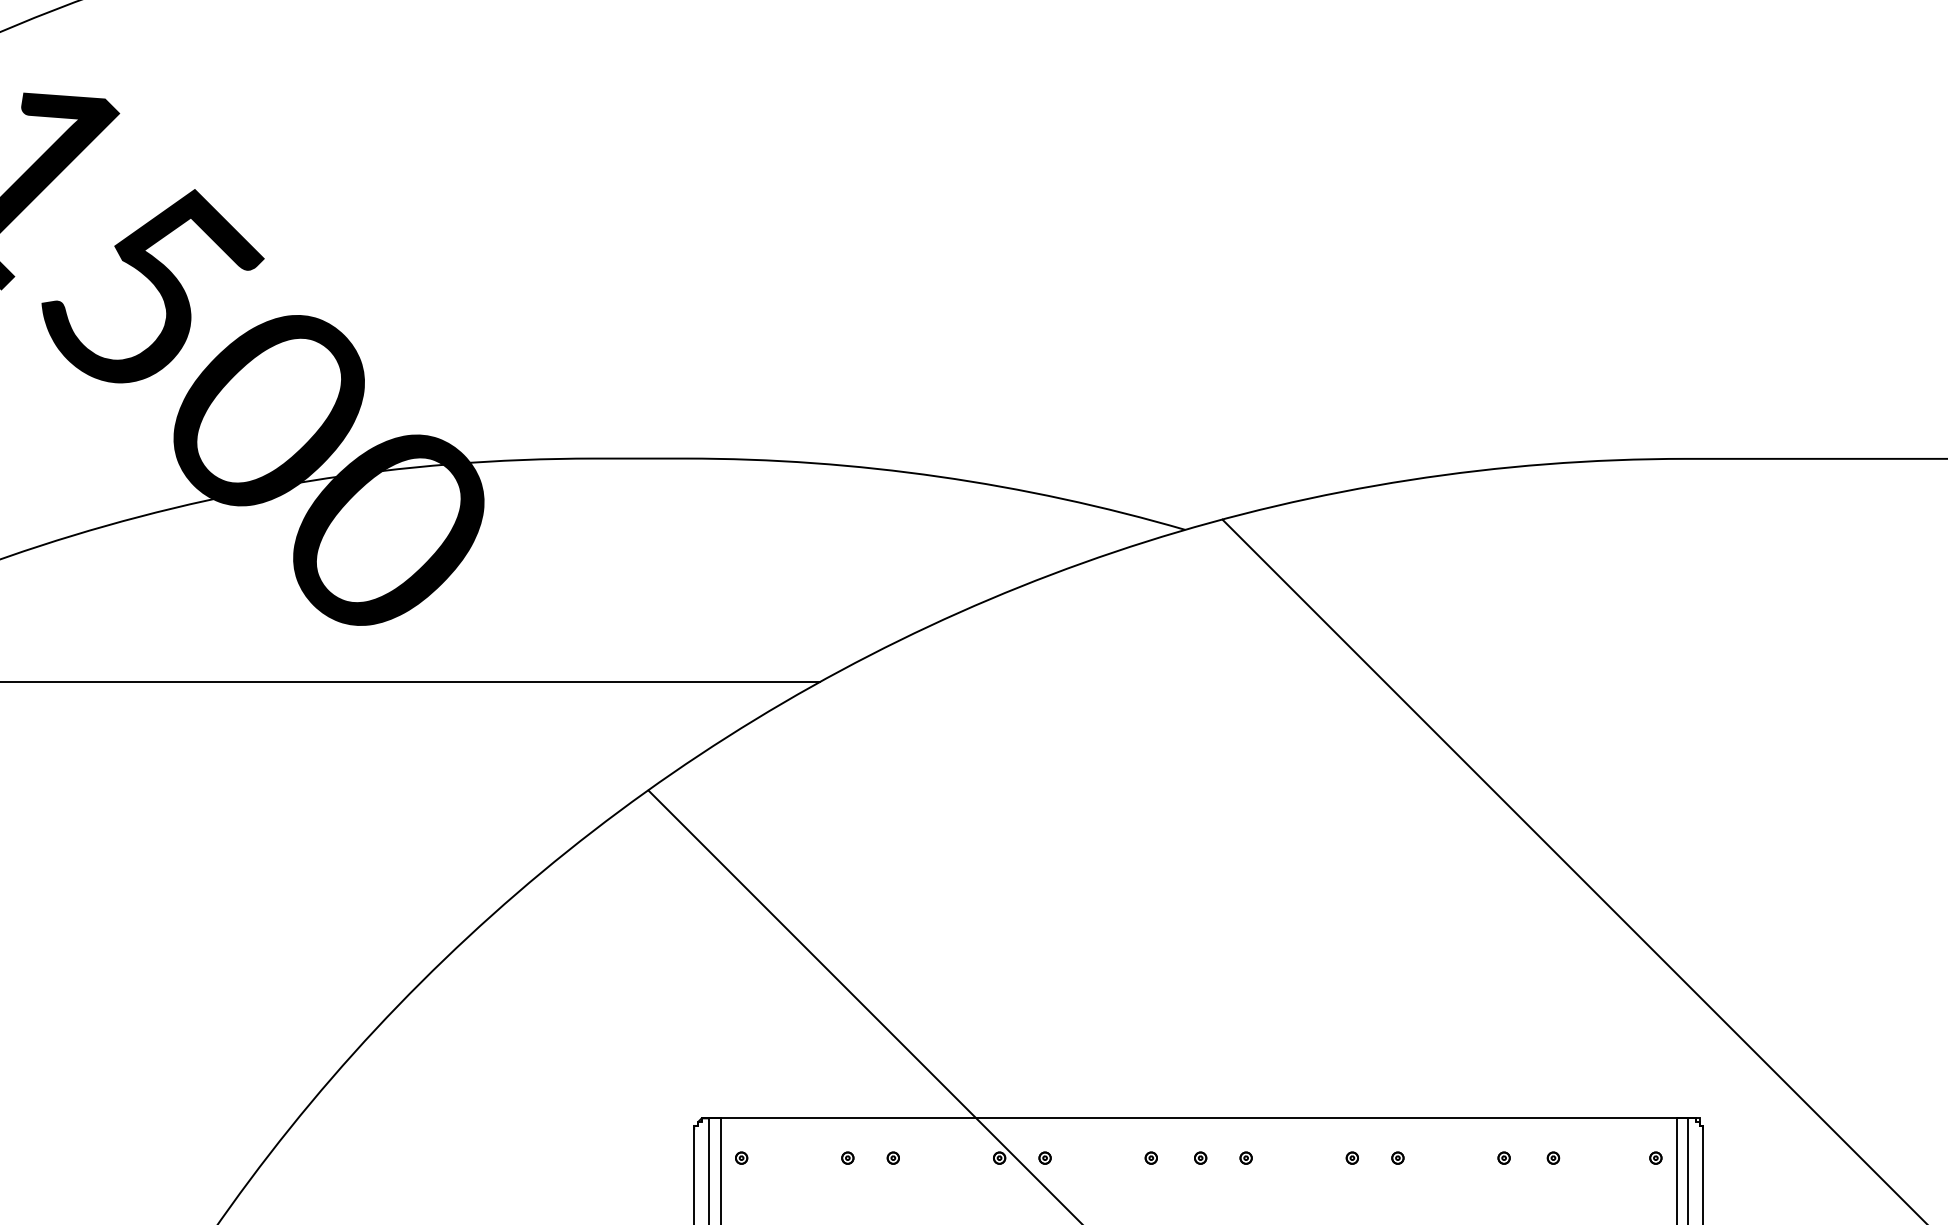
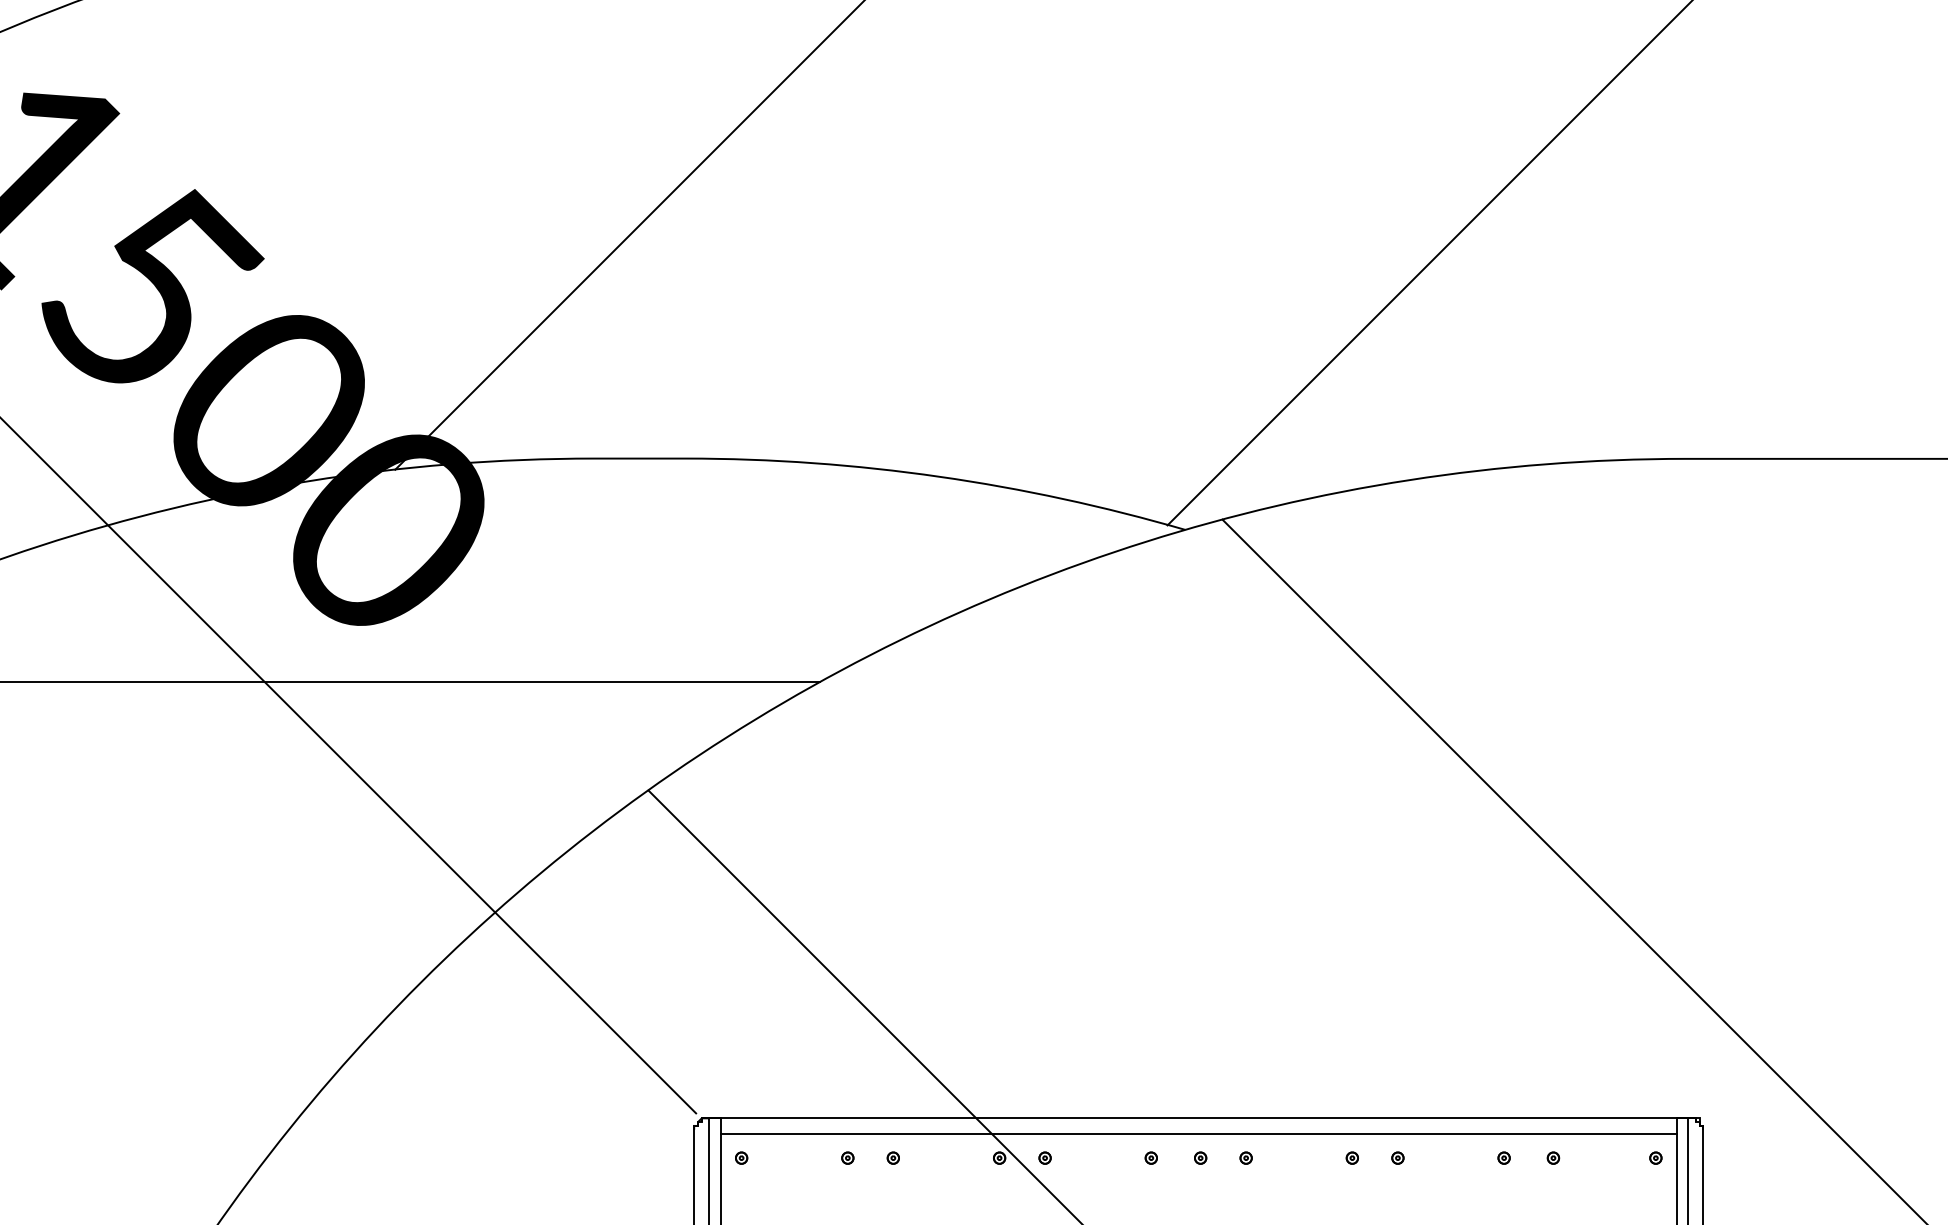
line: none -> present (628, 235)
line: none -> present (1428, 263)
line: none -> present (349, 766)
line: none -> present (1198, 1133)
